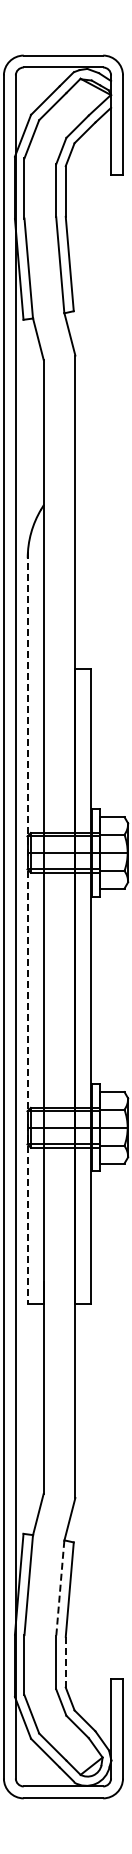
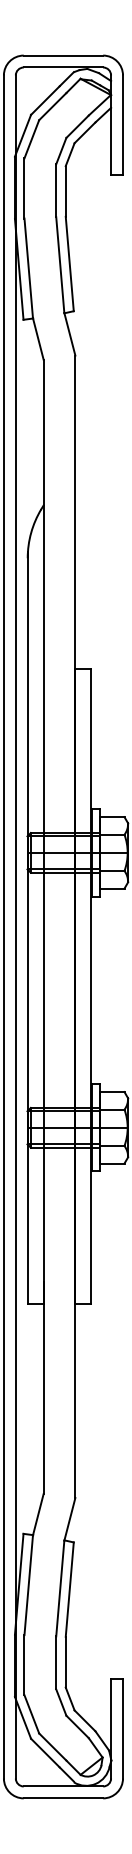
line: dashed -> solid (27, 928)
line: dashed -> solid (60, 1588)
line: dashed -> solid (65, 1662)
